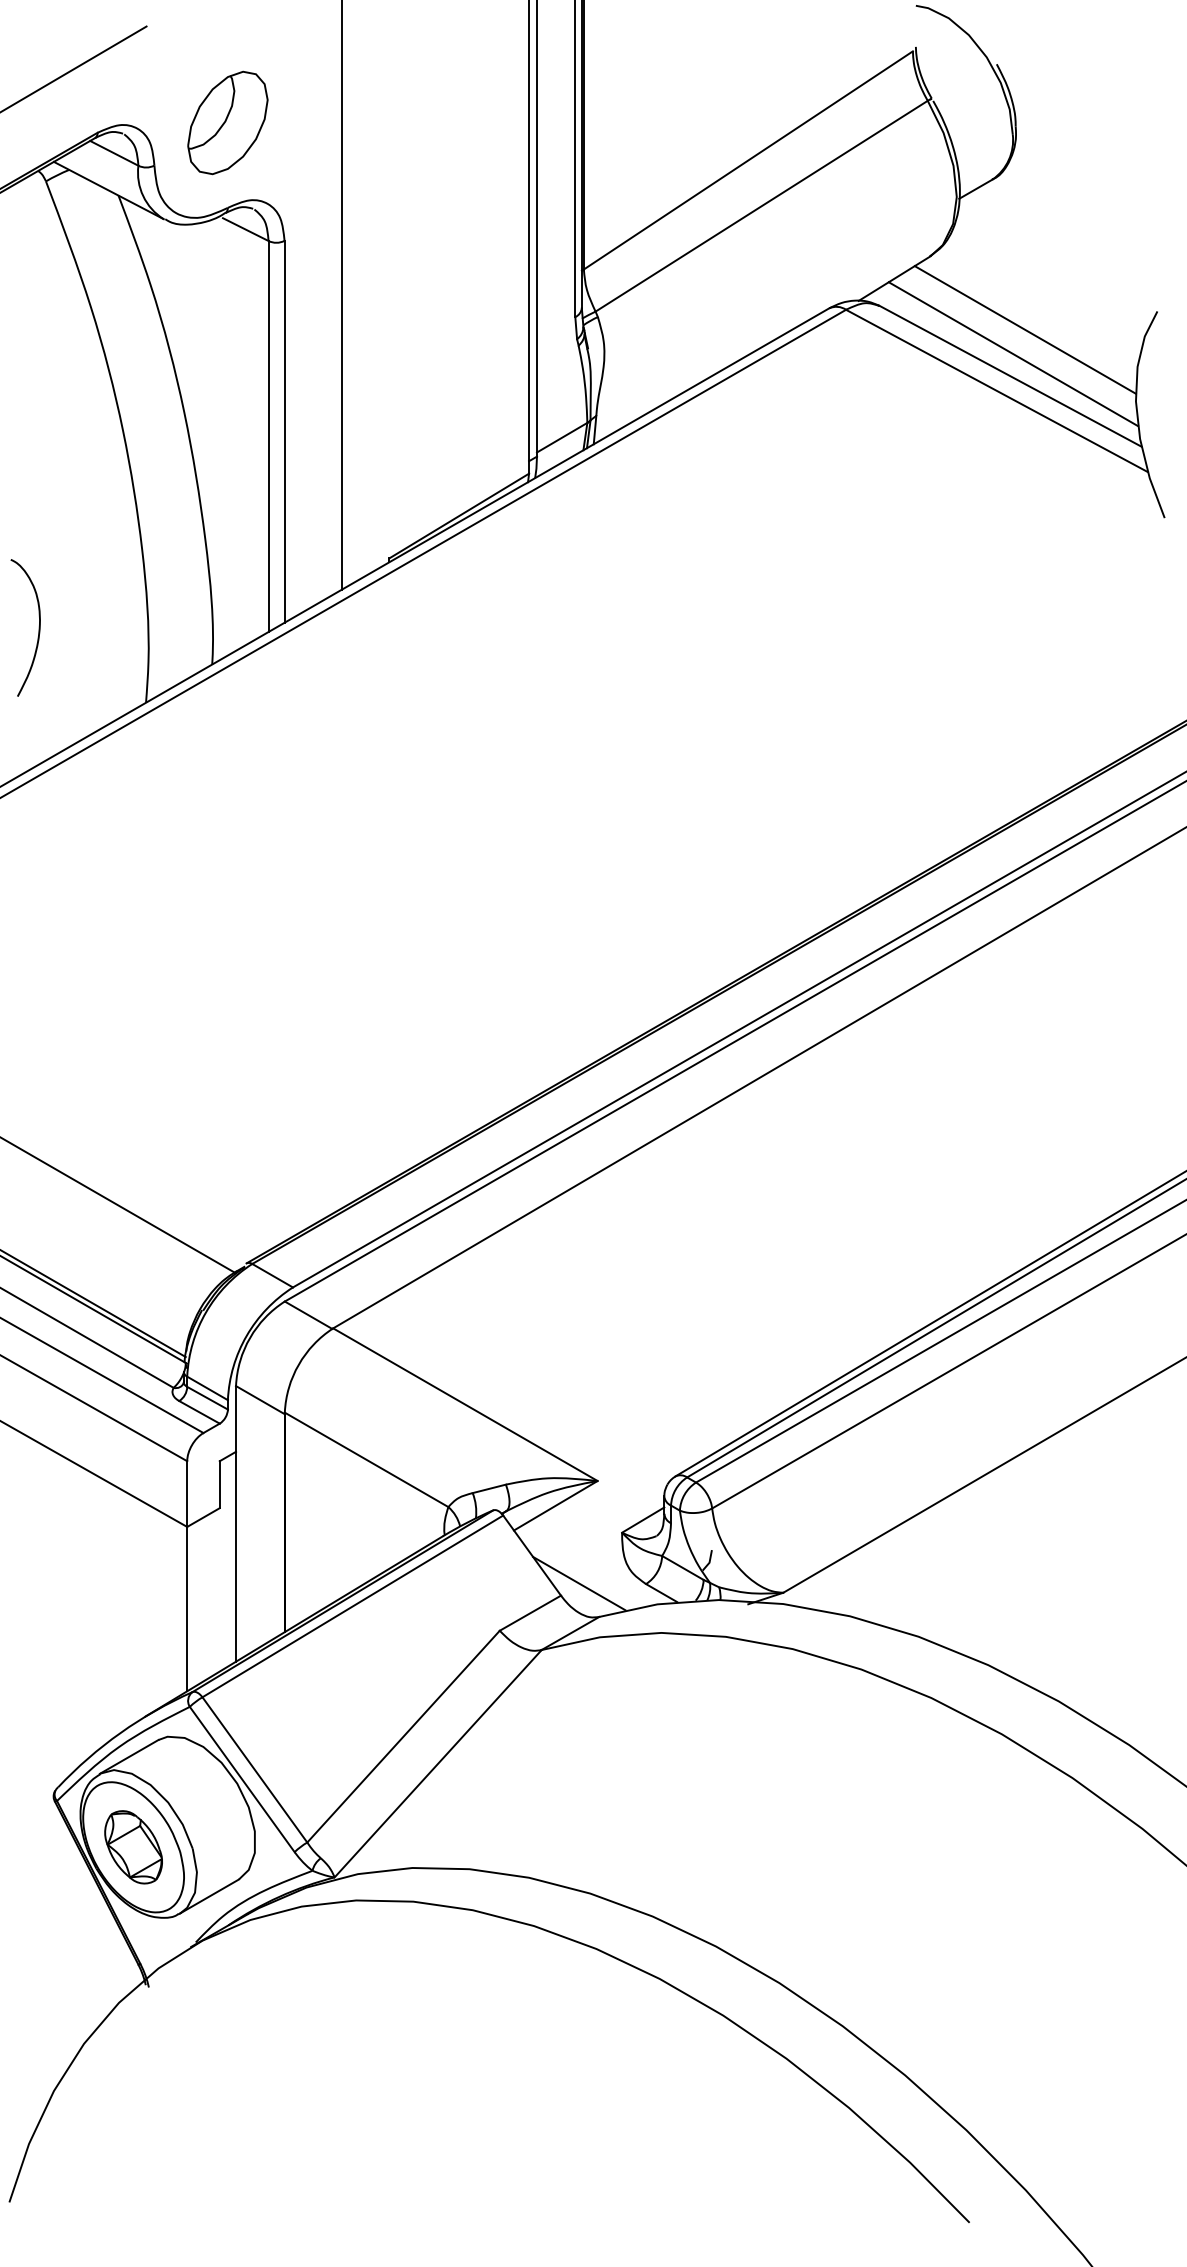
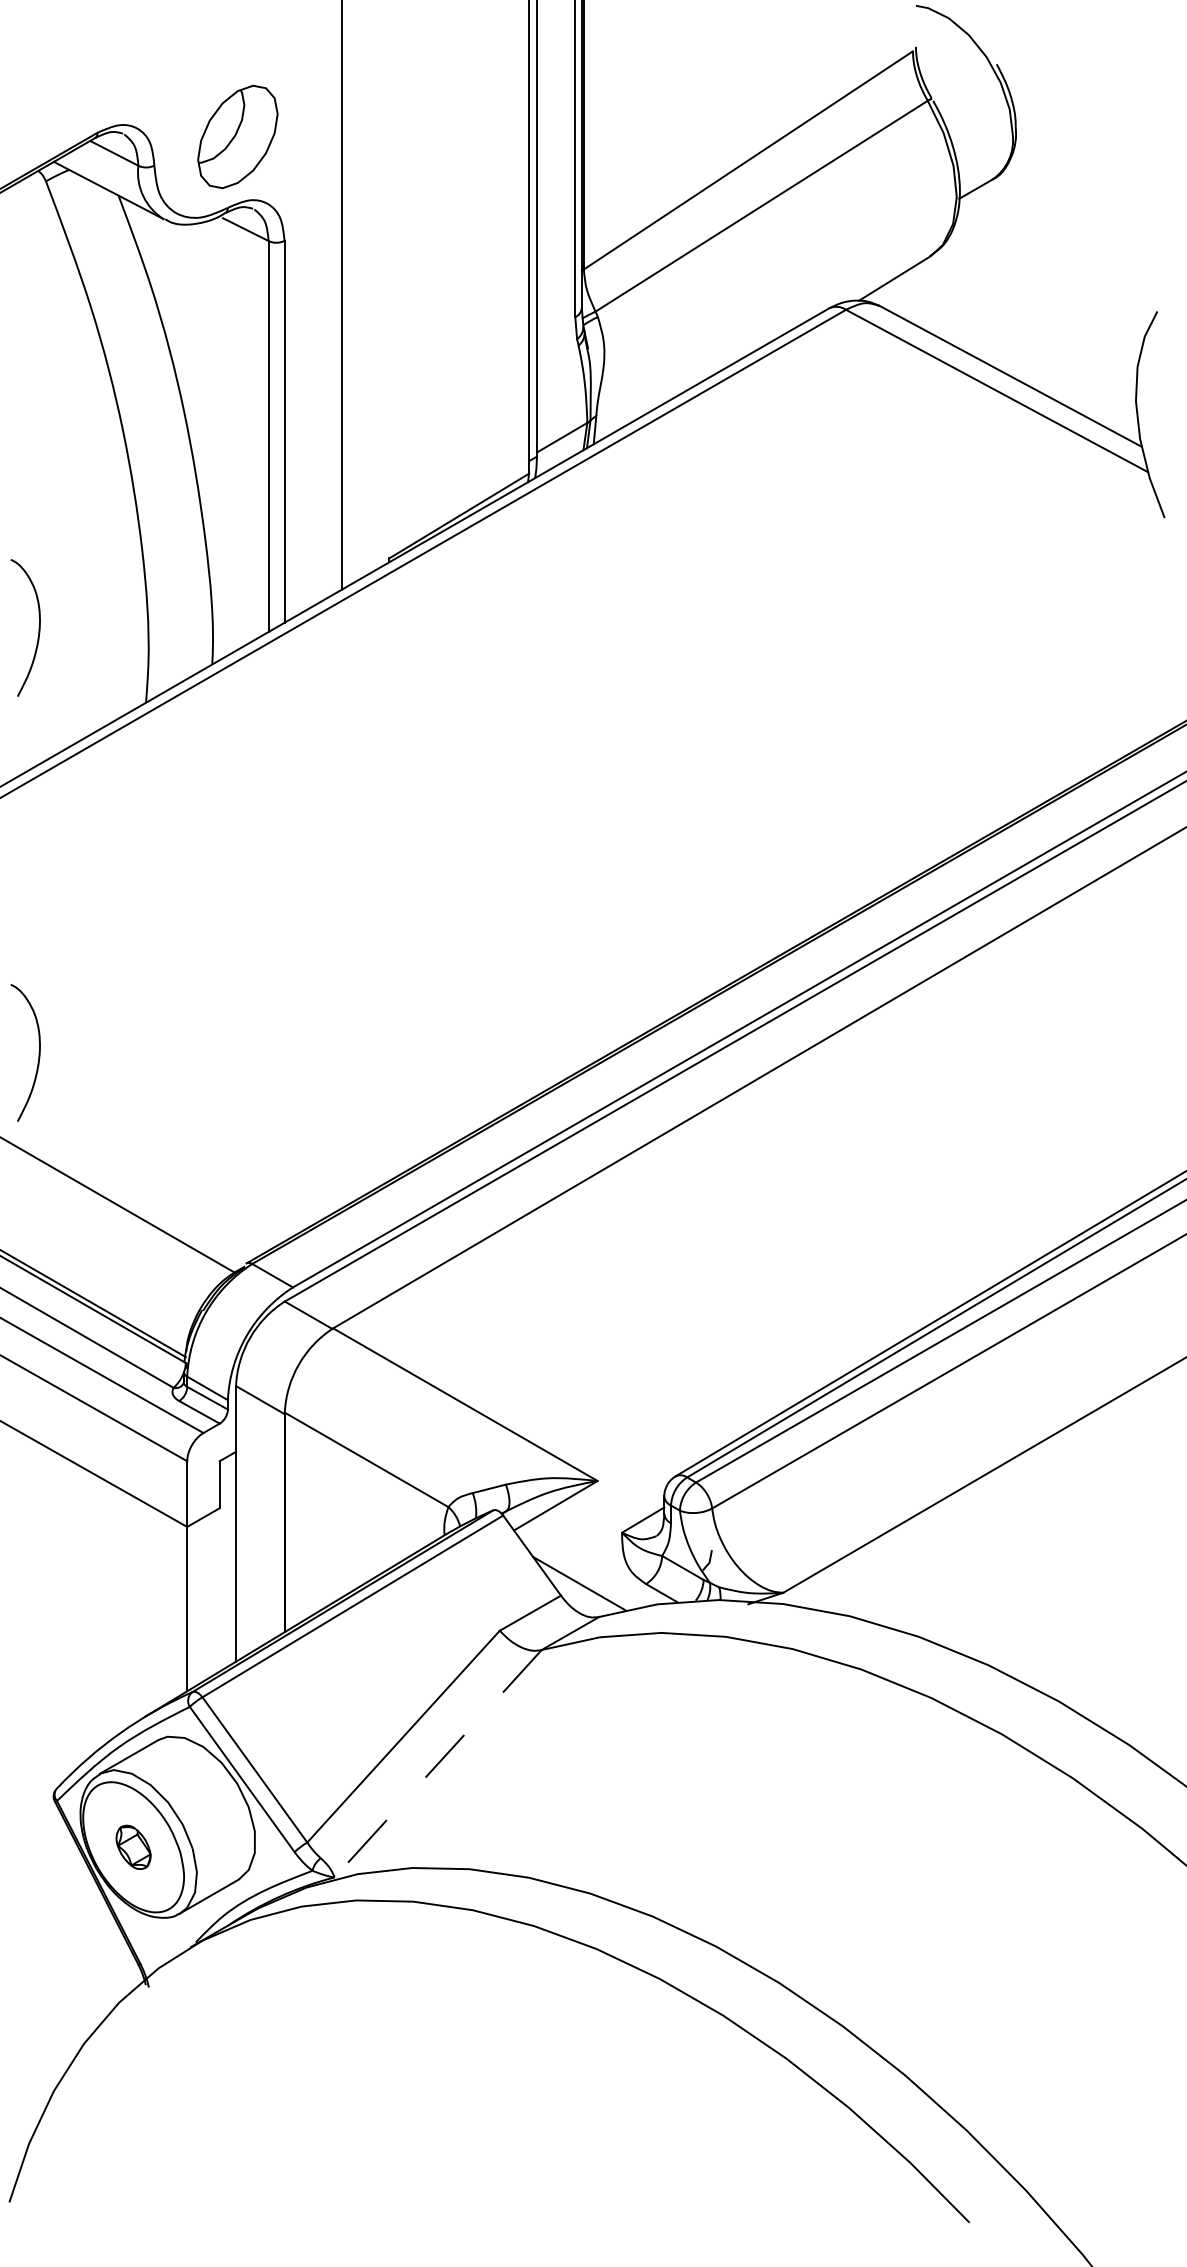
line: present -> none (74, 68)
part position: (227, 122) -> (237, 136) (237, 136)
line: present -> none (1024, 329)
line: present -> none (1013, 354)
curve: none -> present (38, 1052)
line: solid -> dashed (438, 1763)
part size: 59x75 px -> 37x46 px (133, 1846)
